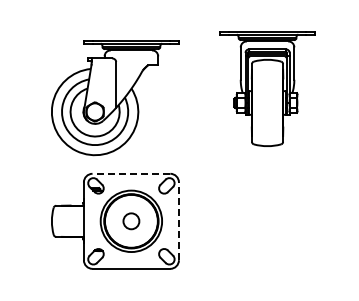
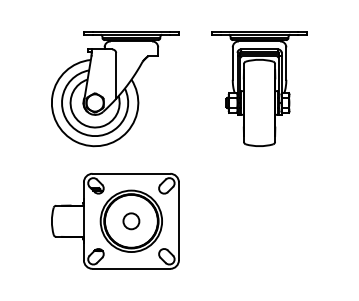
part position: (267, 88) -> (259, 88) (259, 88)
part position: (115, 98) -> (115, 89) (115, 89)
line: dashed -> solid (131, 173)
line: dashed -> solid (178, 221)
